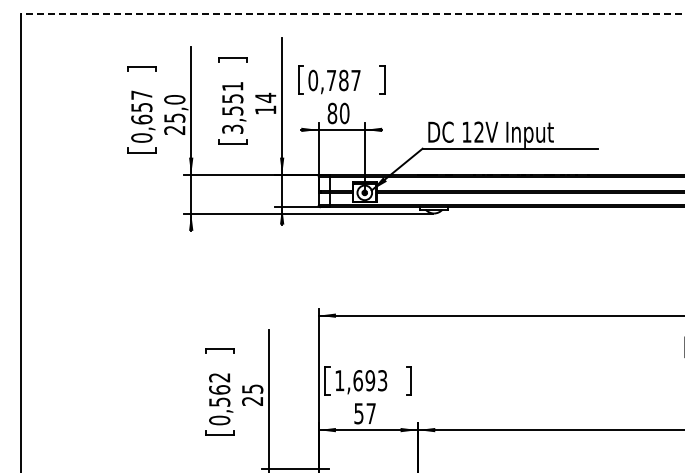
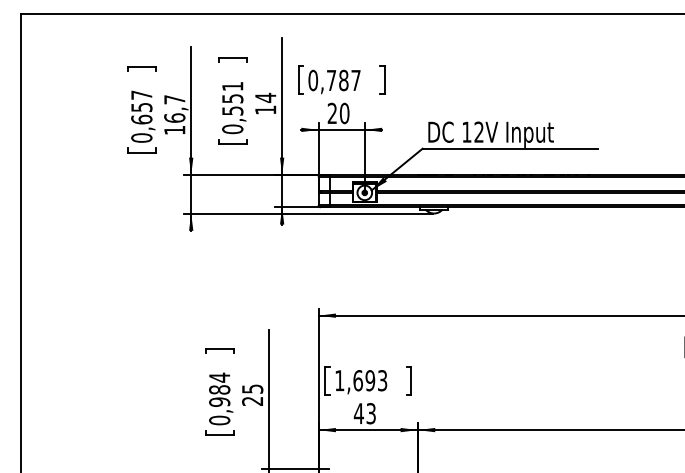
line: dashed -> solid (352, 14)
text: 80 -> 20 (332, 113)
text: 25,0 -> 16,7 (174, 114)
text: 3,551 -> 0,551 (232, 129)
text: 0,562 -> 0,984 (219, 389)
text: 57 -> 43 (364, 413)
